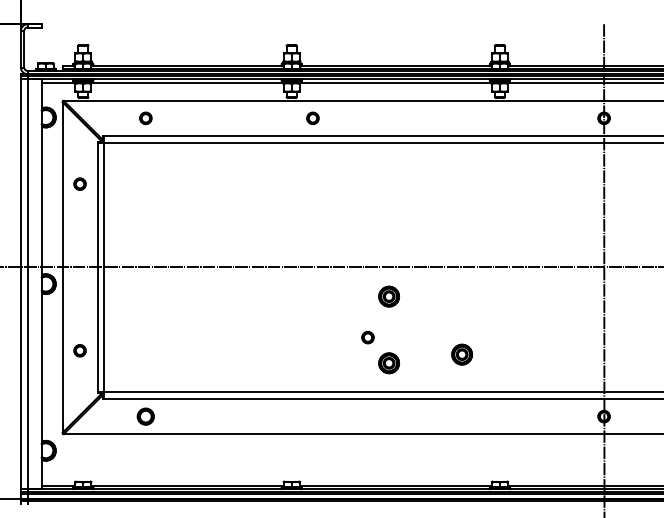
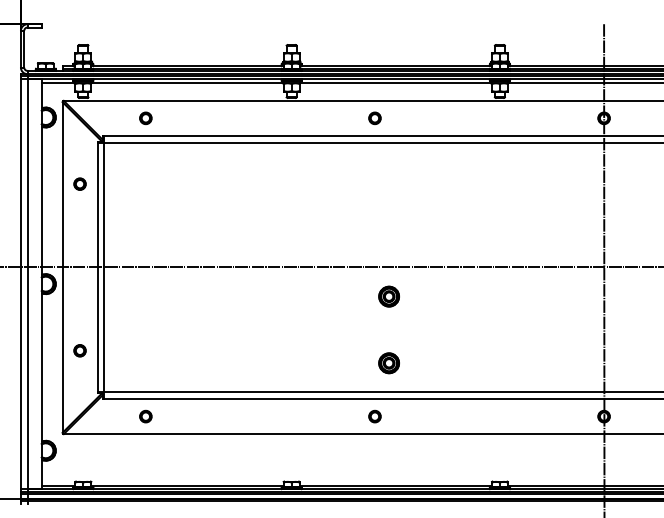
part position: (312, 118) -> (374, 118) (374, 118)
part position: (367, 337) -> (374, 416) (374, 416)
part: present -> none (461, 354)
part size: 19x19 px -> 14x15 px (145, 416)
